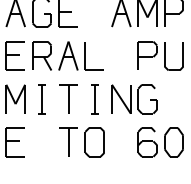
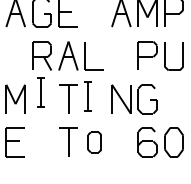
part: present -> none (14, 55)
part position: (41, 99) -> (40, 92) (40, 92)
part position: (94, 99) -> (87, 96) (87, 96)
part size: 21x31 px -> 15x23 px (94, 142)
